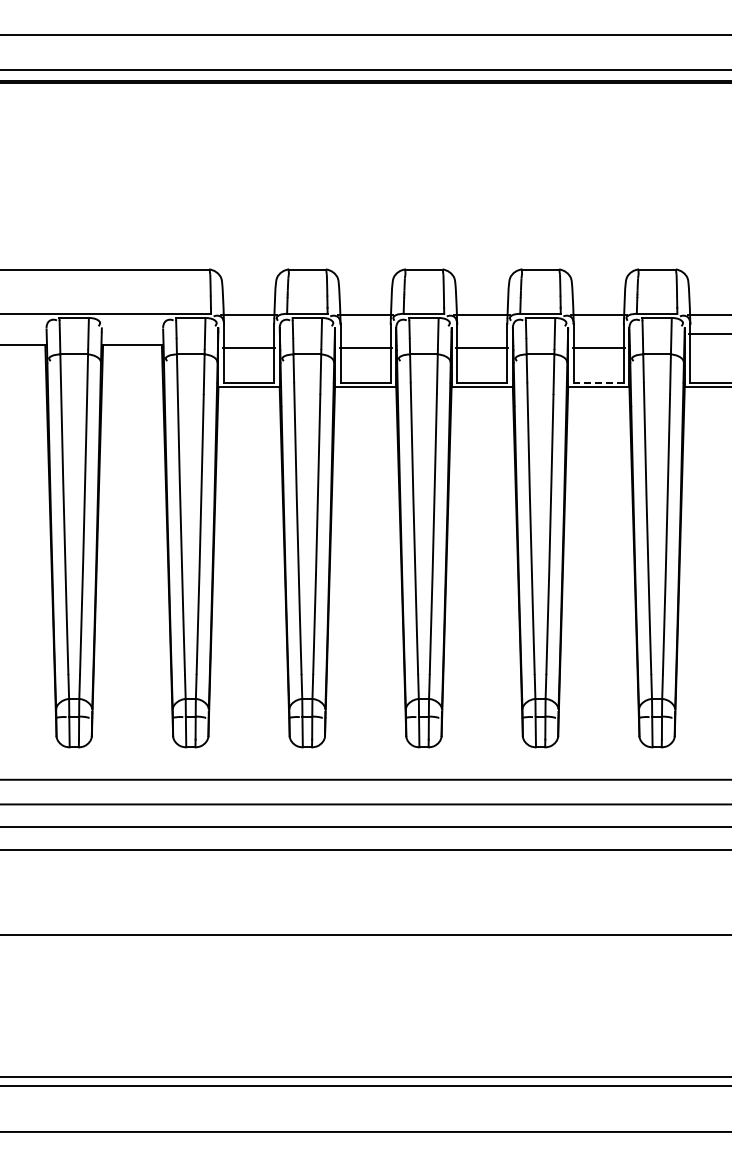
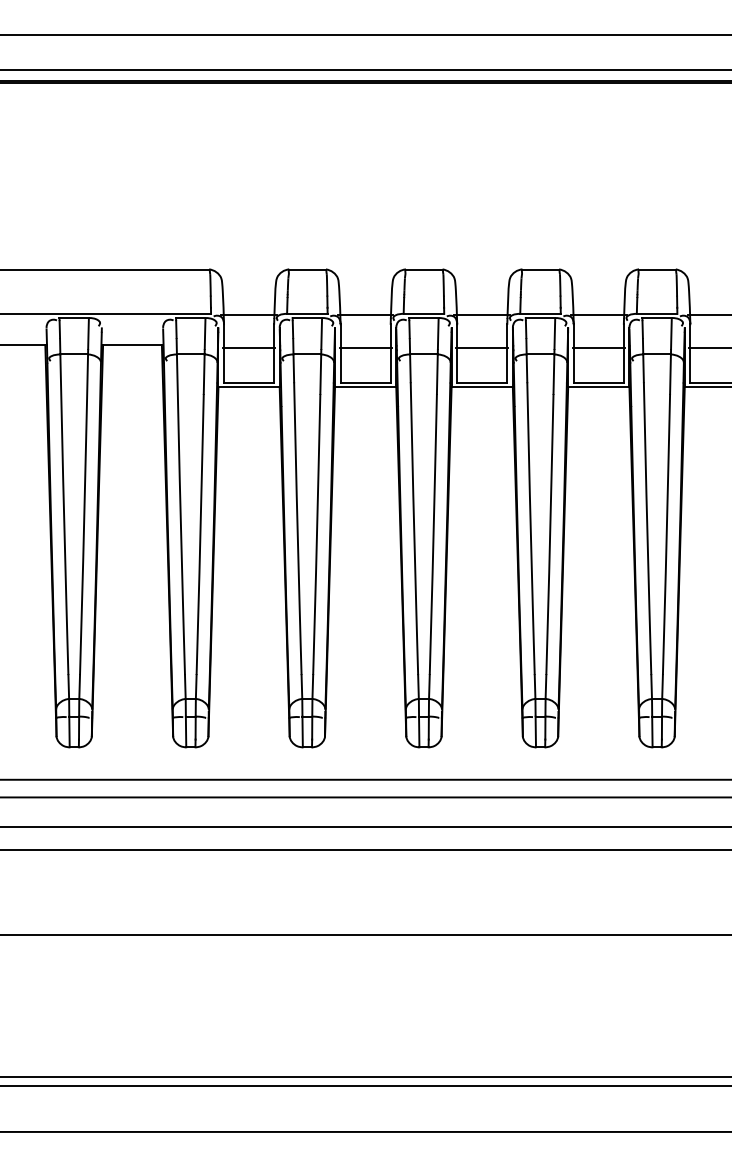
line position: (708, 333) -> (708, 347) (708, 347)
line: dashed -> solid (598, 382)
line position: (365, 804) -> (365, 797) (365, 797)
